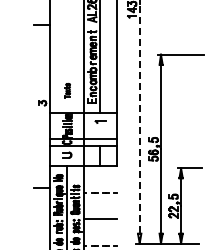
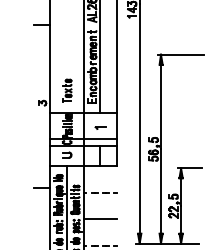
part size: 7x17 px -> 11x25 px (67, 90)
part position: (100, 121) -> (100, 127) (100, 127)
line: dashed -> solid (139, 123)
